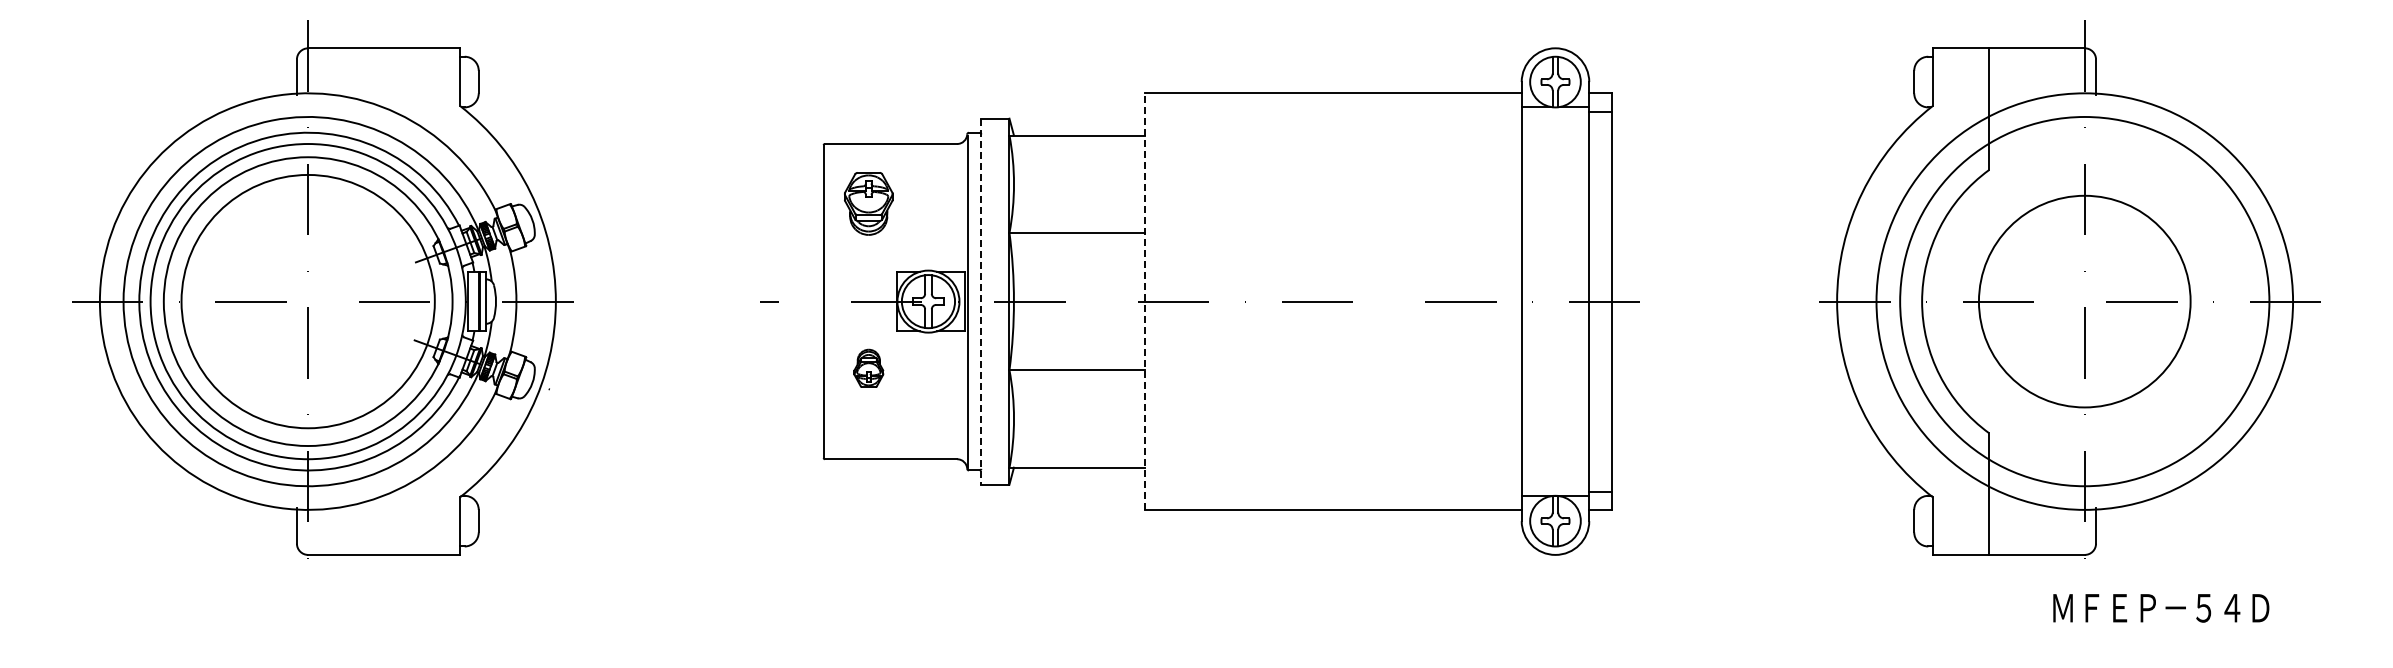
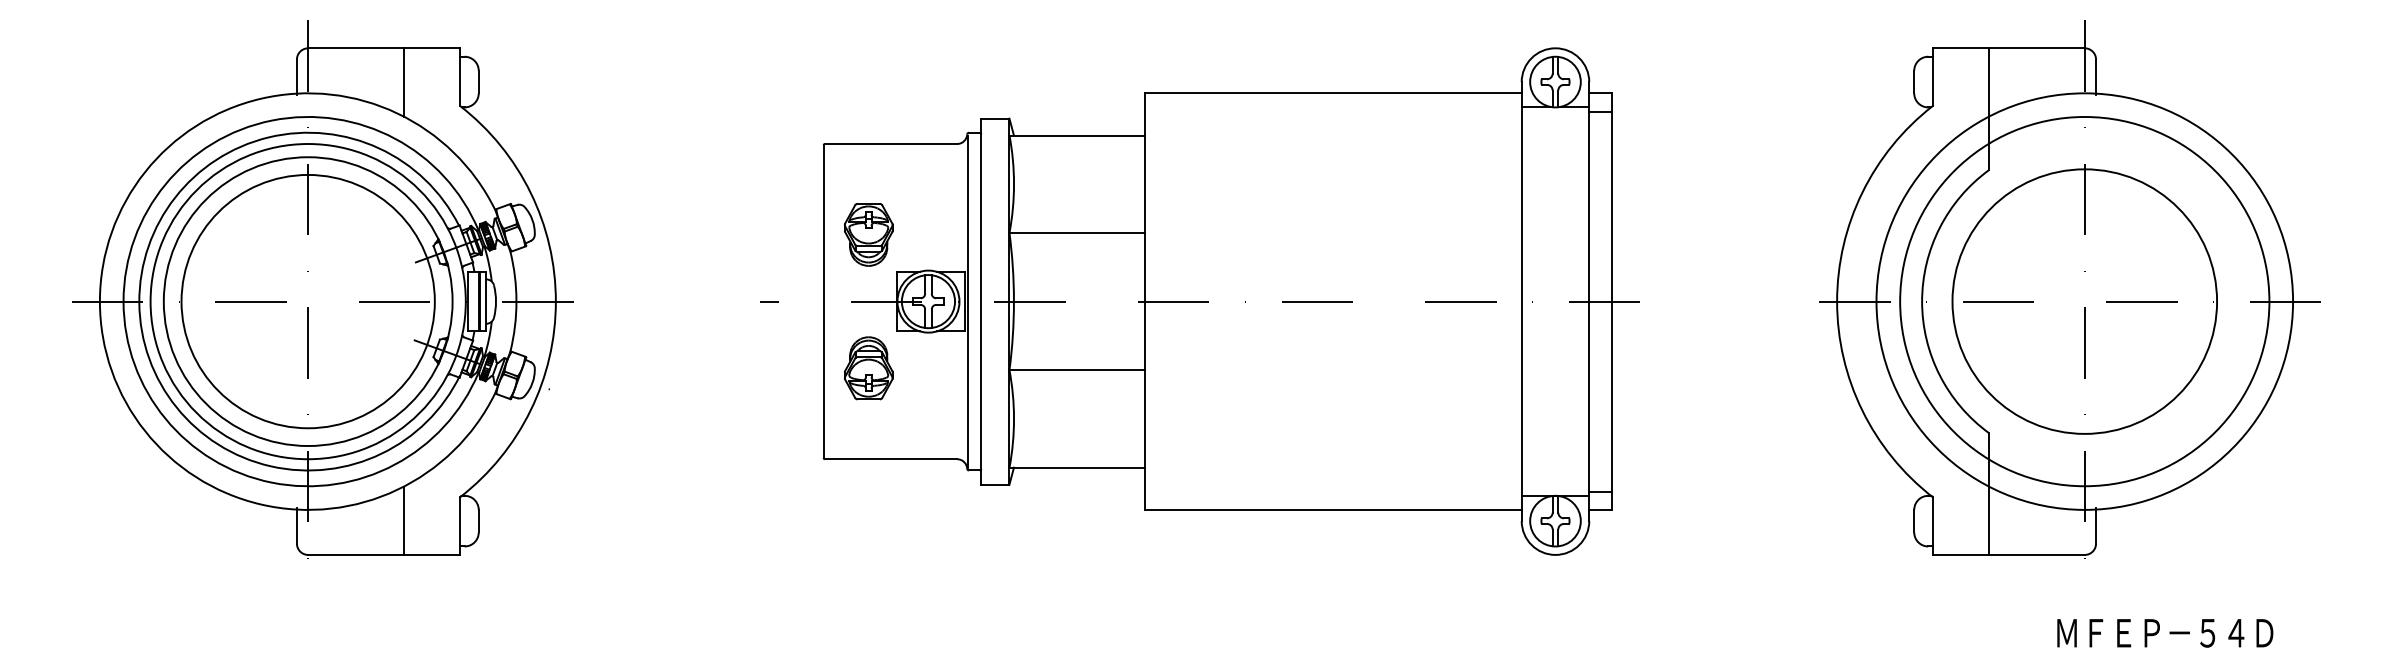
line: none -> present (403, 82)
part position: (868, 203) -> (868, 234) (868, 234)
line: dashed -> solid (981, 301)
line: dashed -> solid (1144, 301)
circle diameter: 212 px -> 265 px (2084, 301)
part size: 32x40 px -> 50x65 px (868, 368)
line: none -> present (403, 520)
text position: (2161, 608) -> (2165, 633) (2165, 633)
